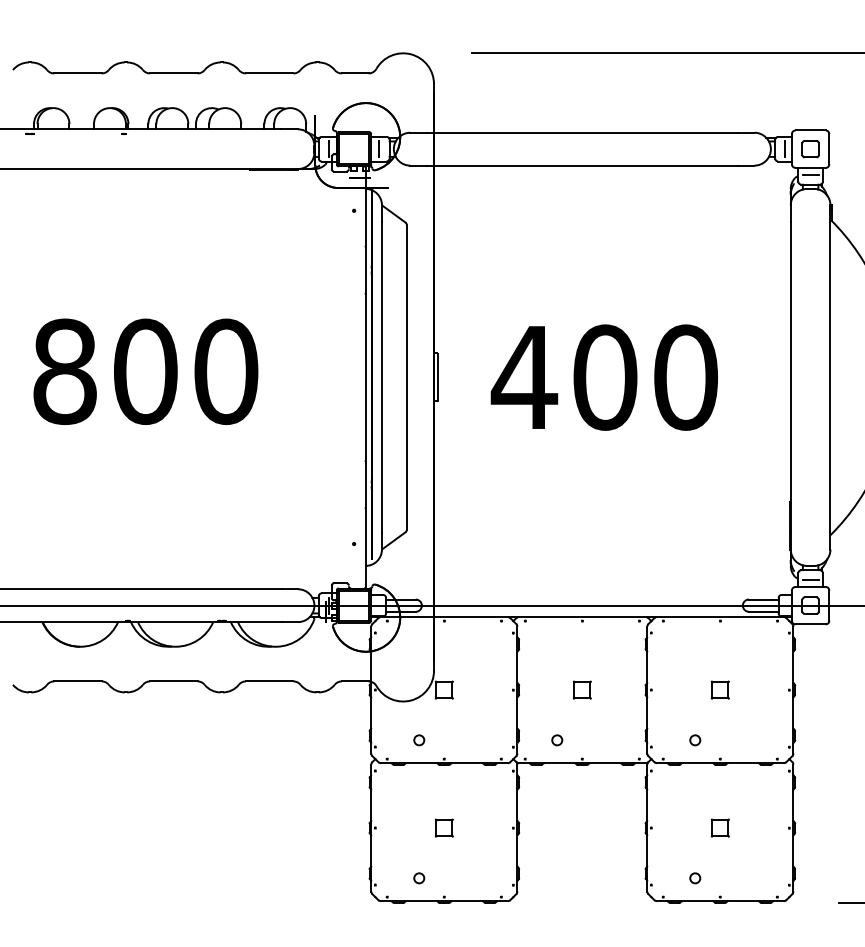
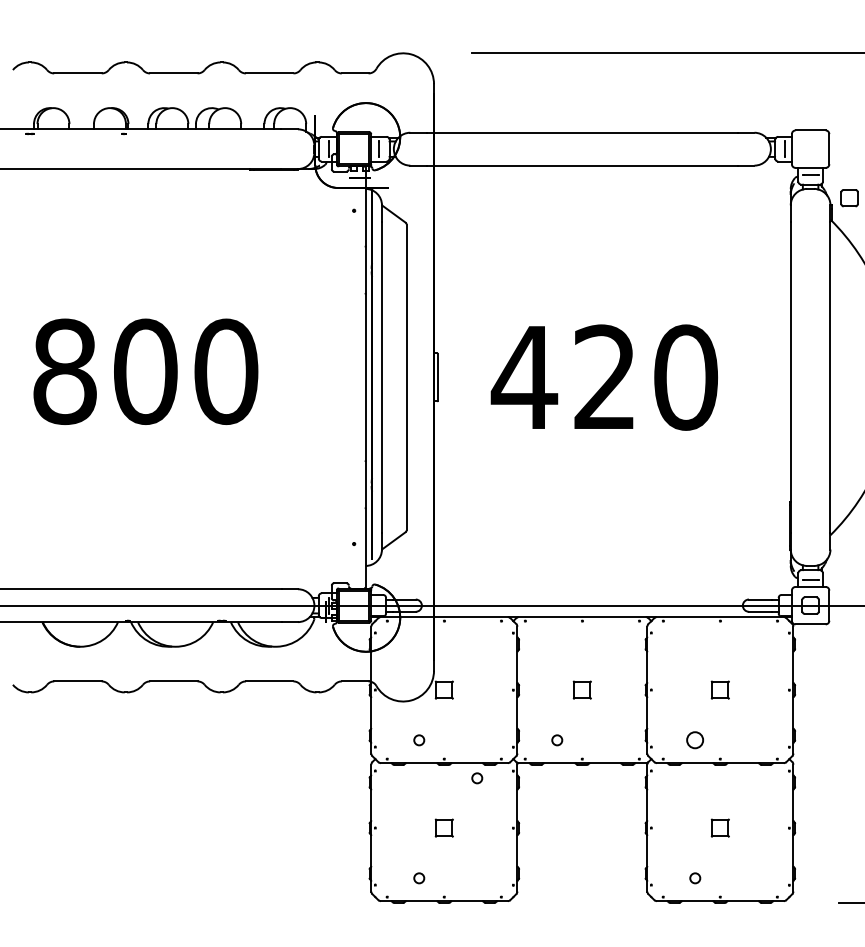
part position: (810, 149) -> (849, 198) (849, 198)
text: 400 -> 420 (605, 377)
circle size: 13x13 px -> 18x19 px (694, 740)
circle: none -> present (477, 778)
